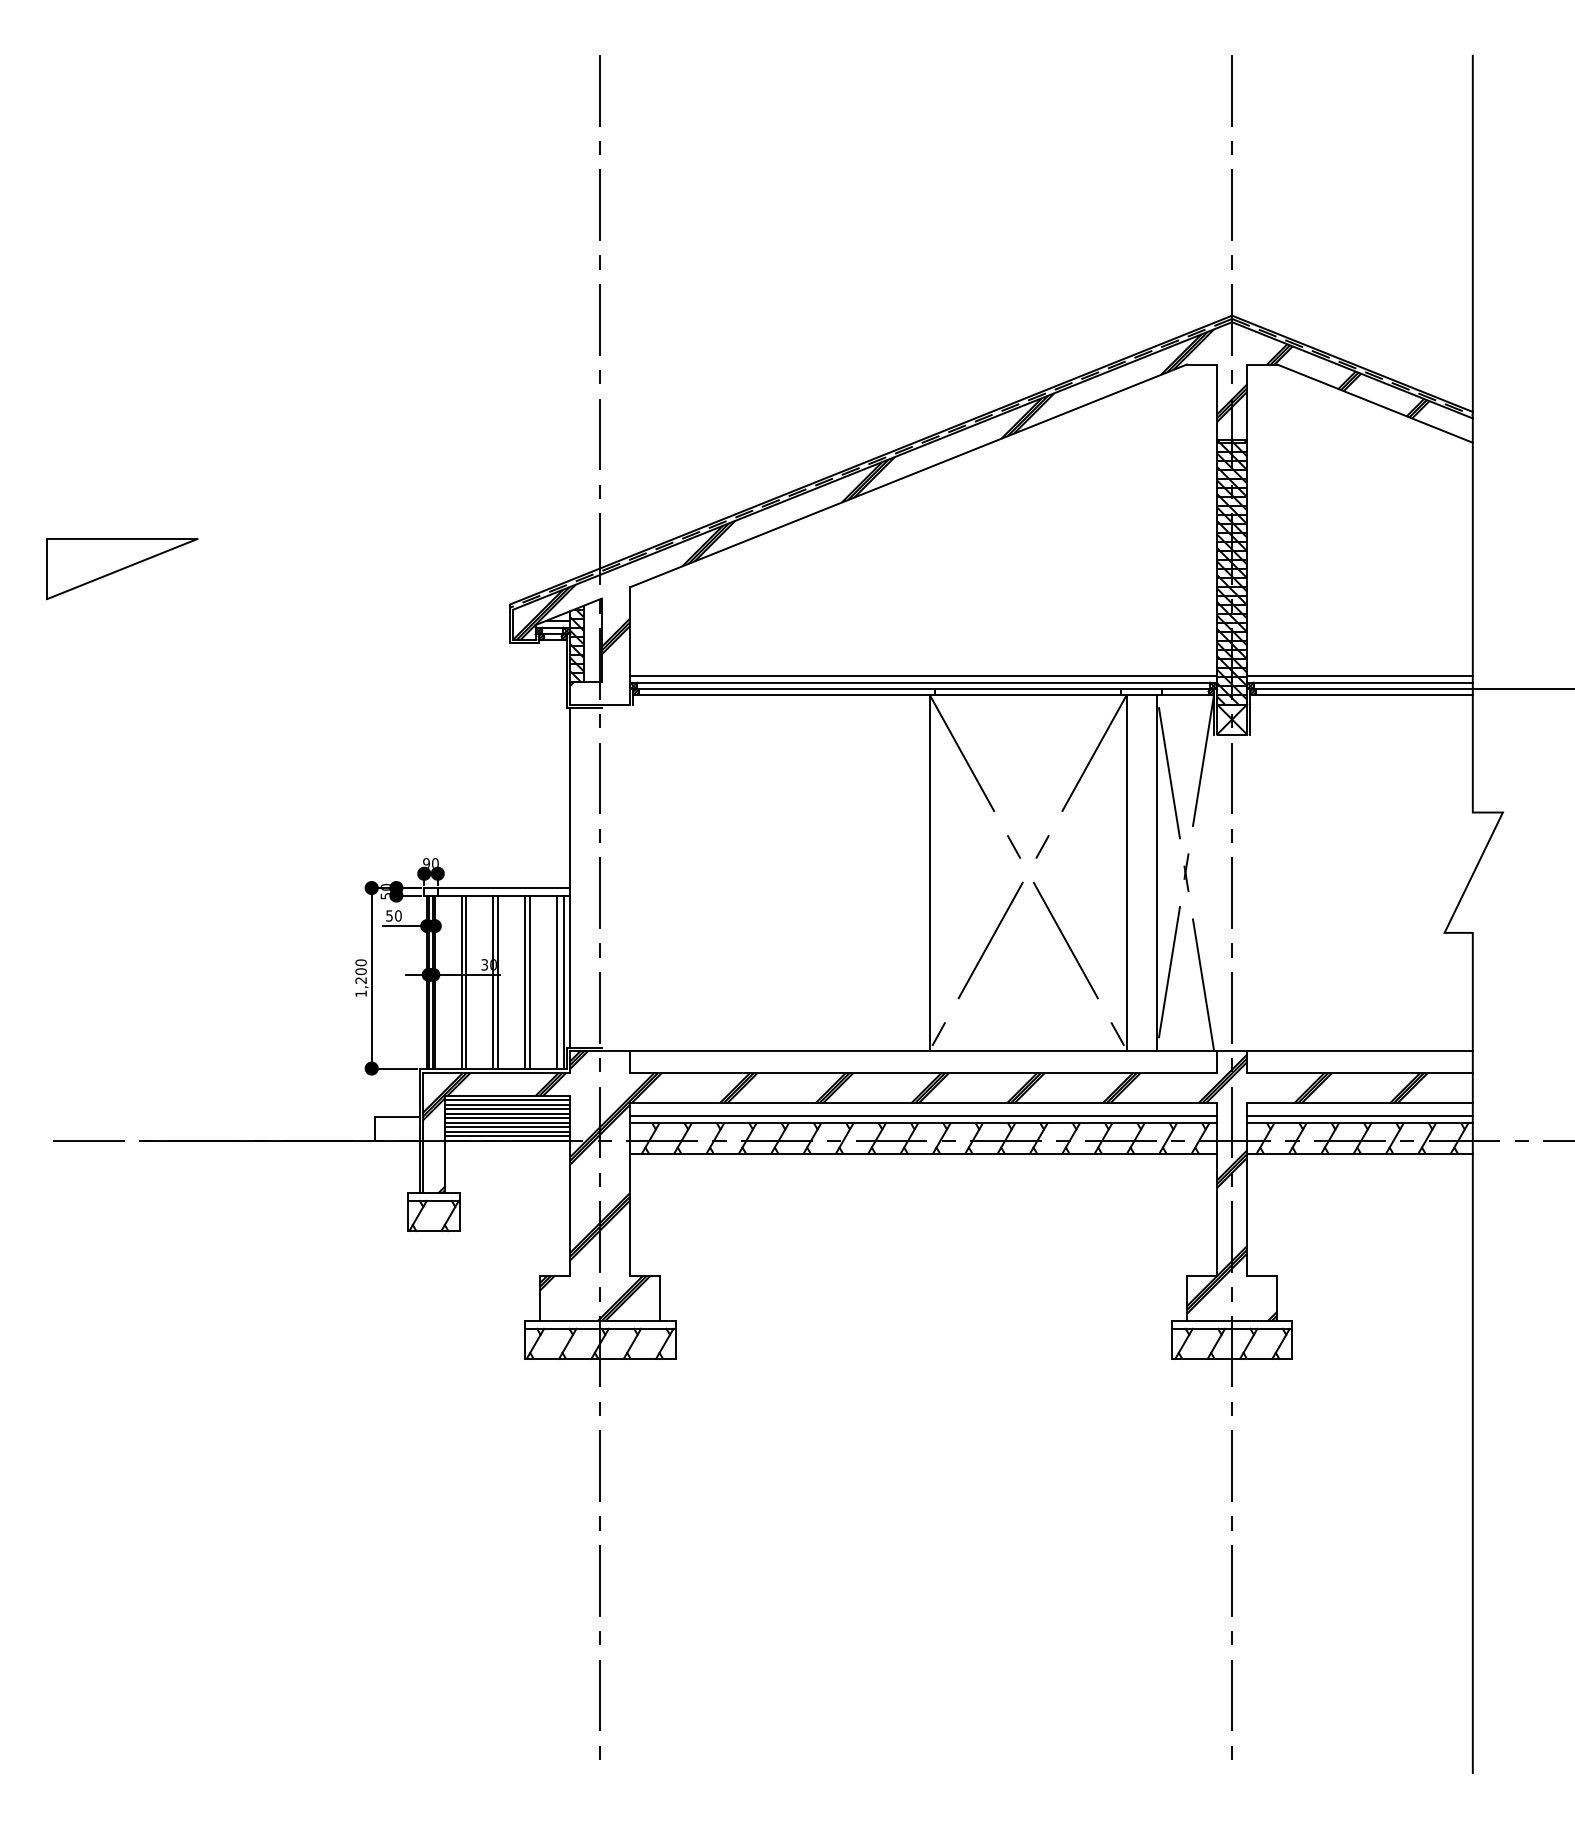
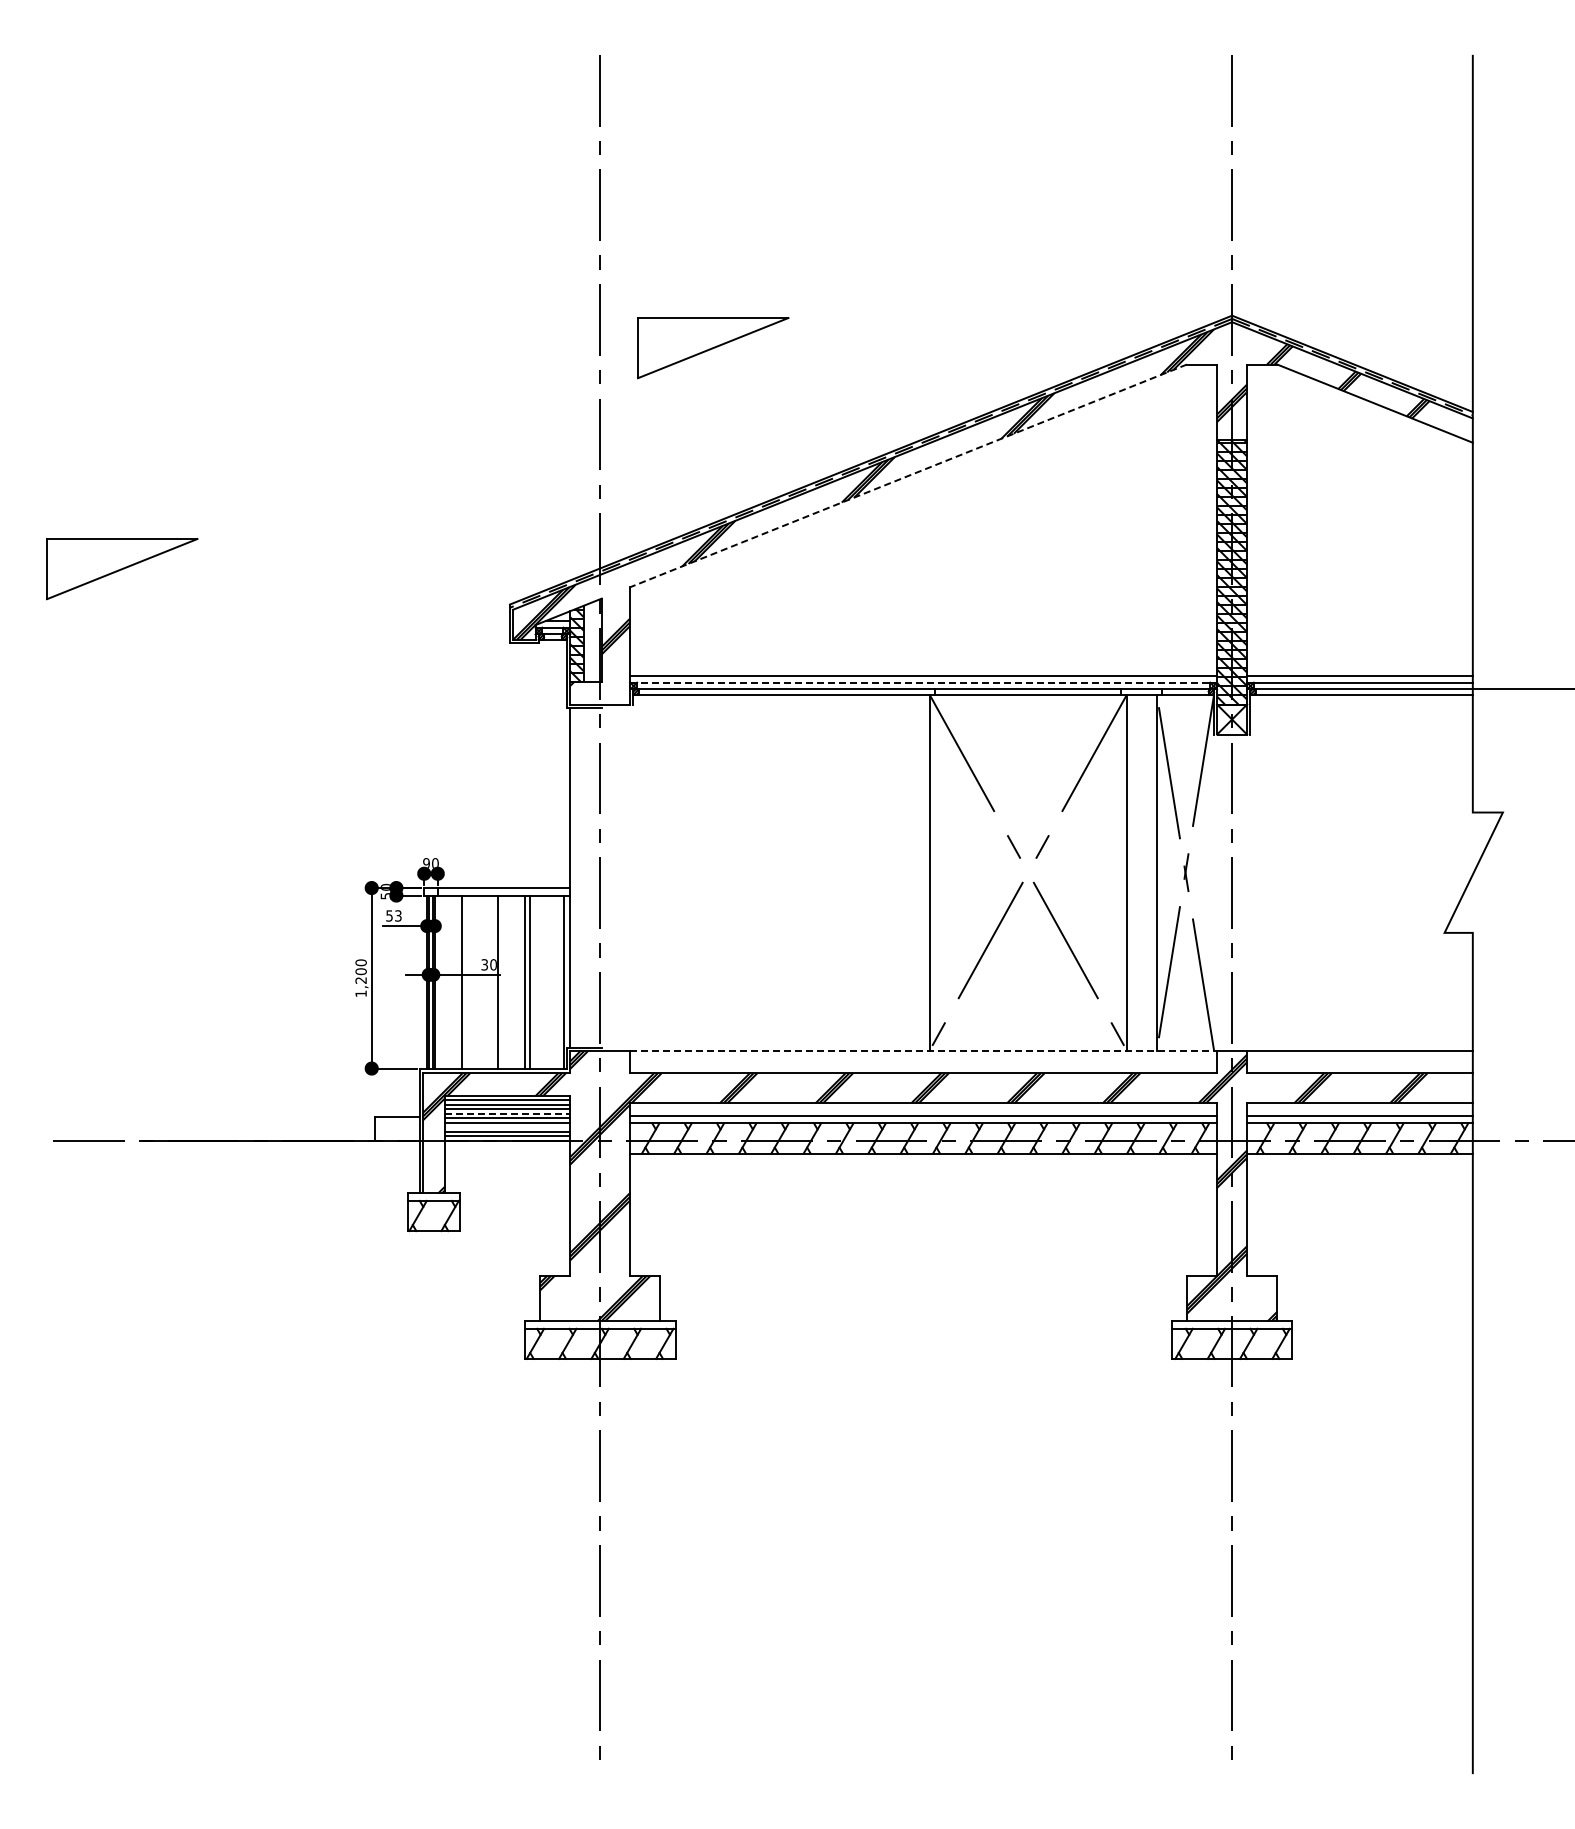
part: none -> present (713, 348)
line: solid -> dashed (908, 475)
line: solid -> dashed (924, 682)
text: 50 -> 53 (398, 915)
line: present -> none (466, 981)
line: present -> none (493, 981)
line: present -> none (556, 981)
line: solid -> dashed (924, 1050)
line: solid -> dashed (508, 1113)
line: present -> none (507, 1127)
